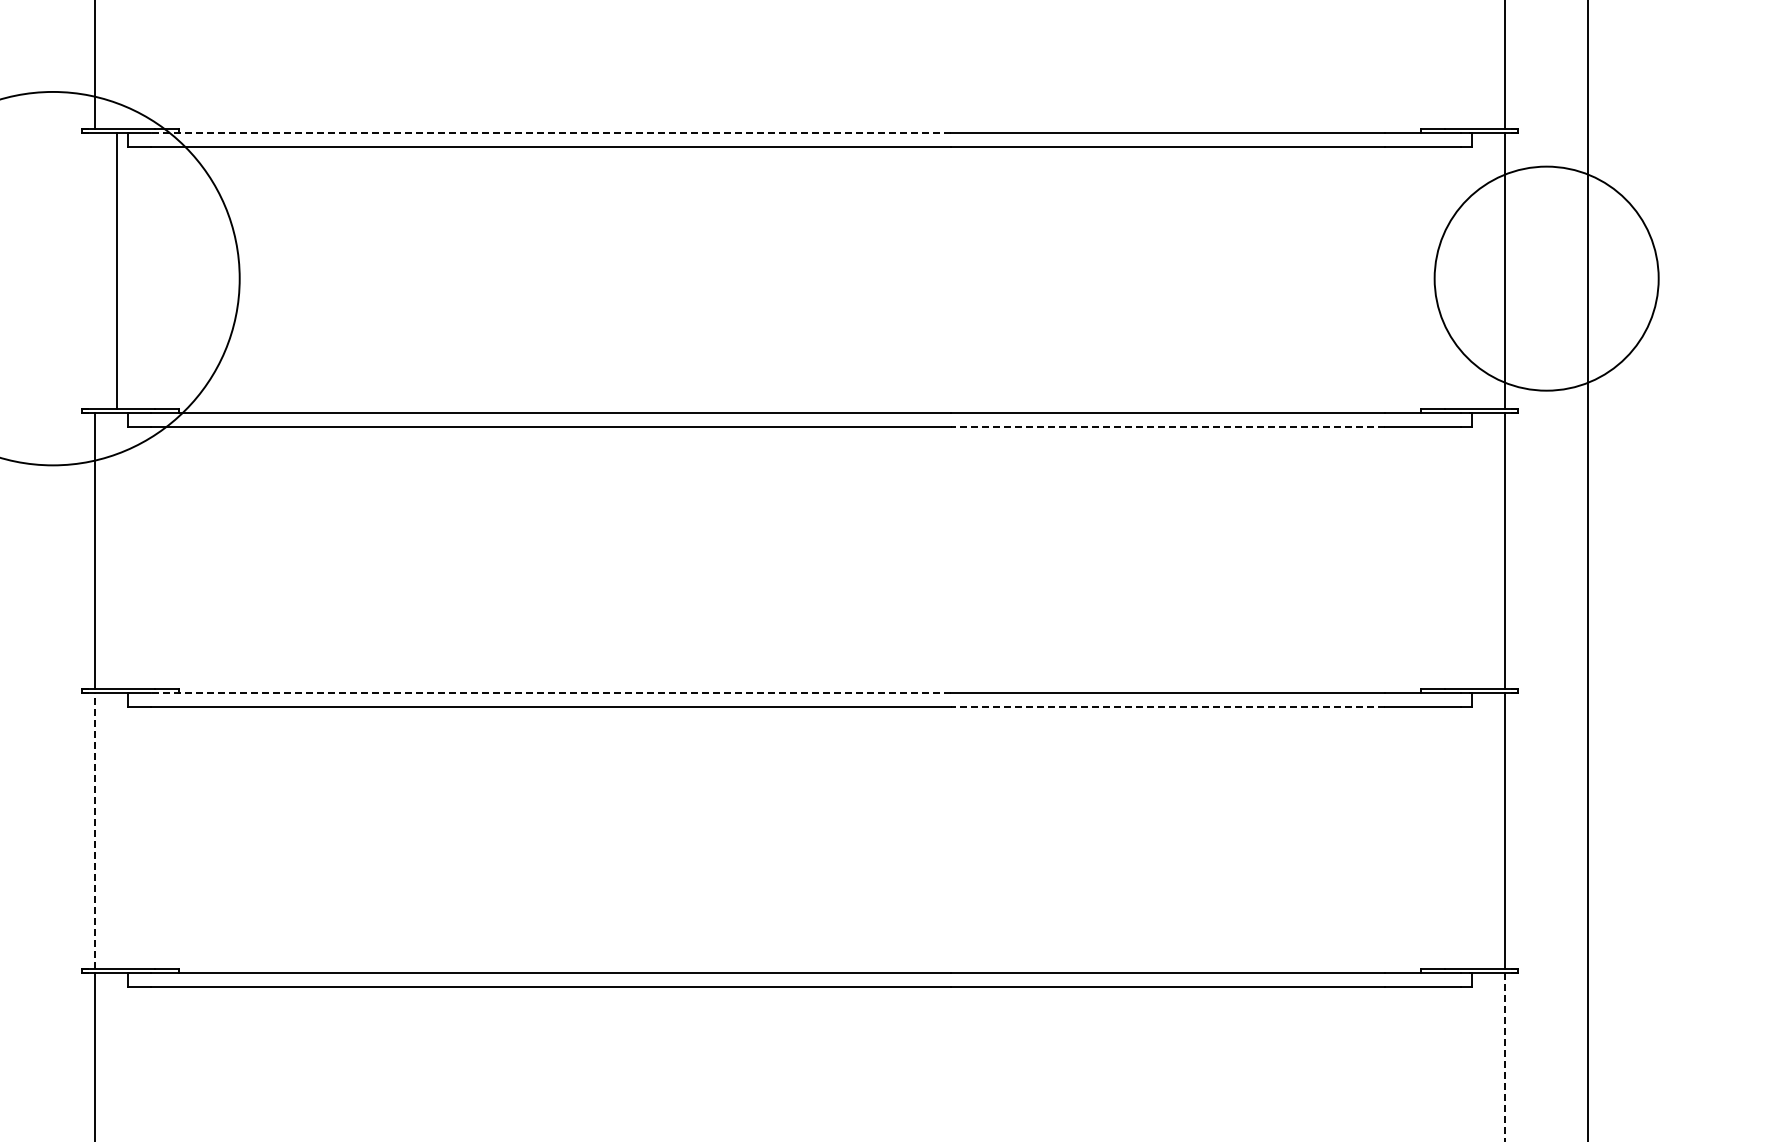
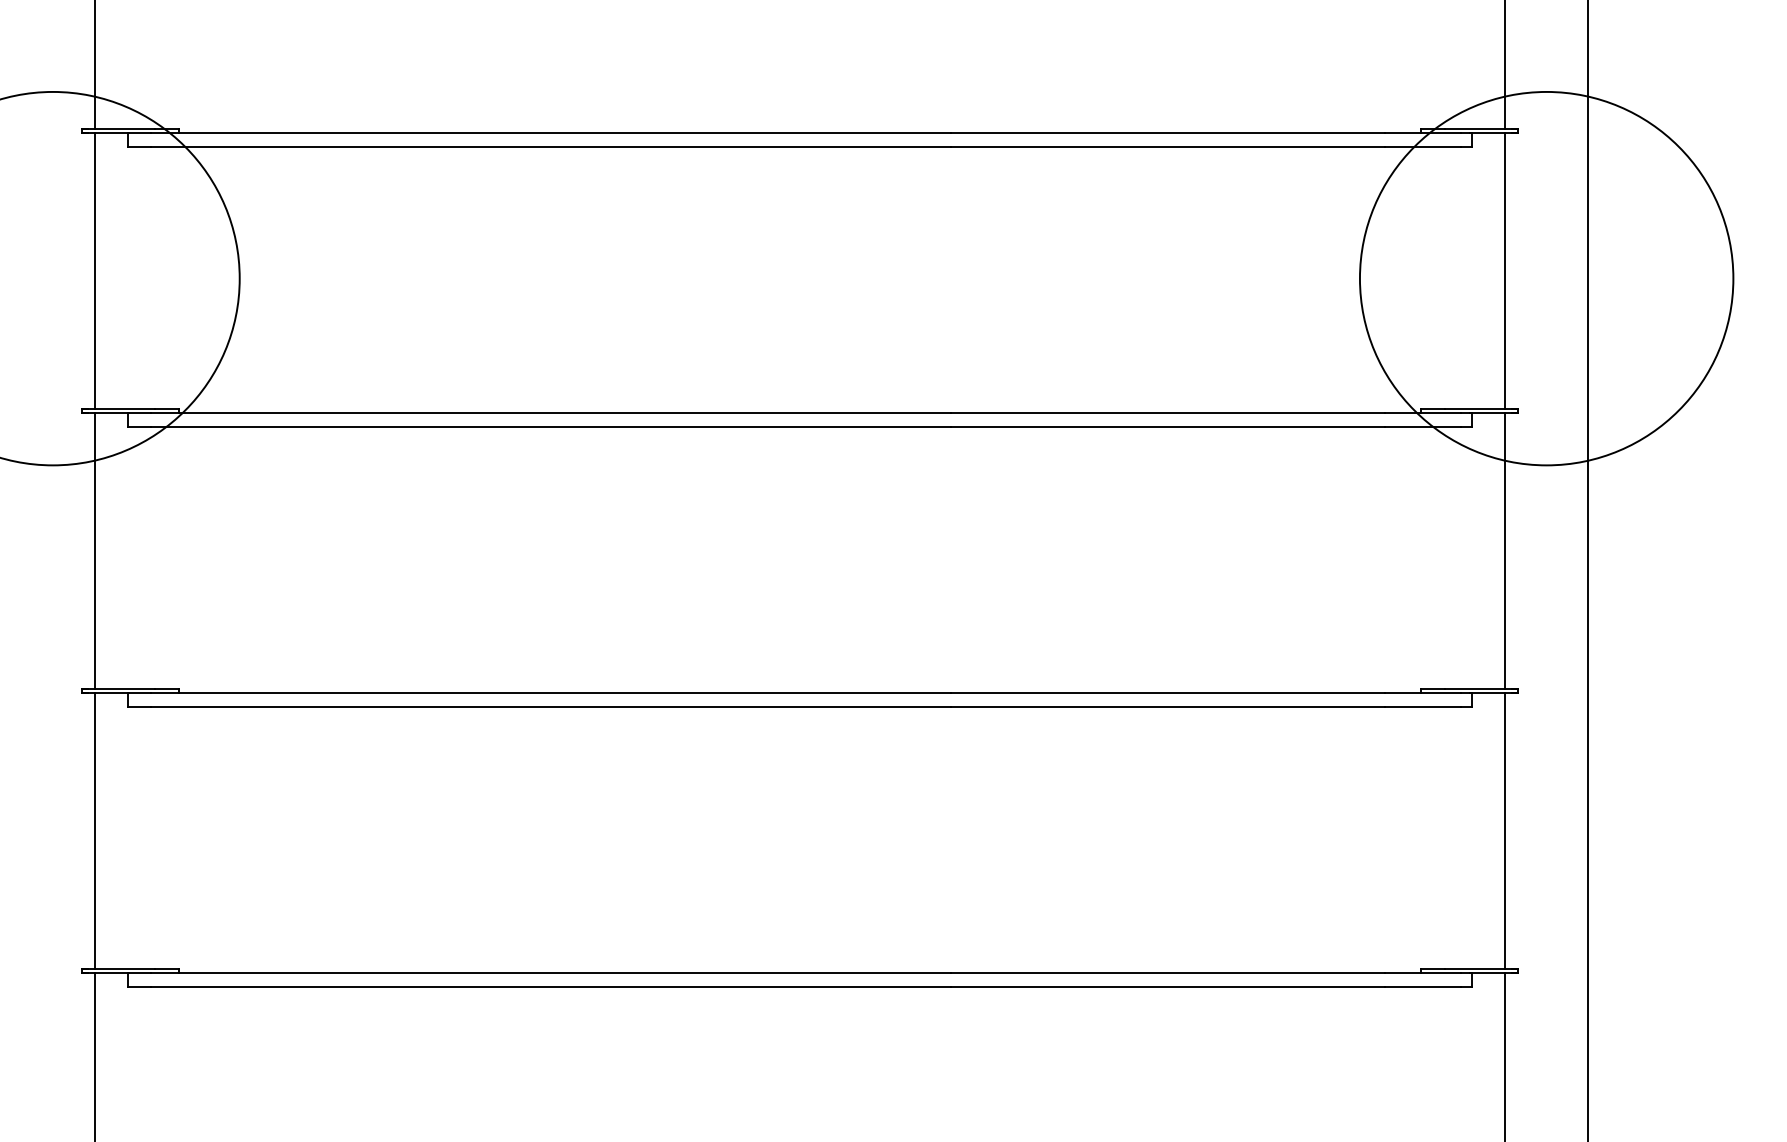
line: dashed -> solid (550, 132)
line position: (116, 270) -> (94, 270) (94, 270)
circle diameter: 224 px -> 373 px (1546, 278)
line: dashed -> solid (1167, 426)
line: dashed -> solid (550, 692)
line: dashed -> solid (1167, 706)
line: dashed -> solid (94, 830)
line: dashed -> solid (1505, 1057)
